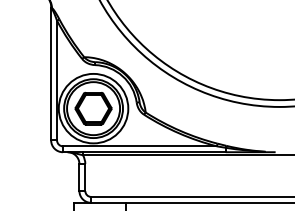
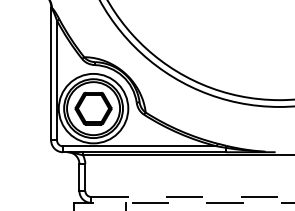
line: solid -> dashed (193, 196)
line: solid -> dashed (192, 202)
